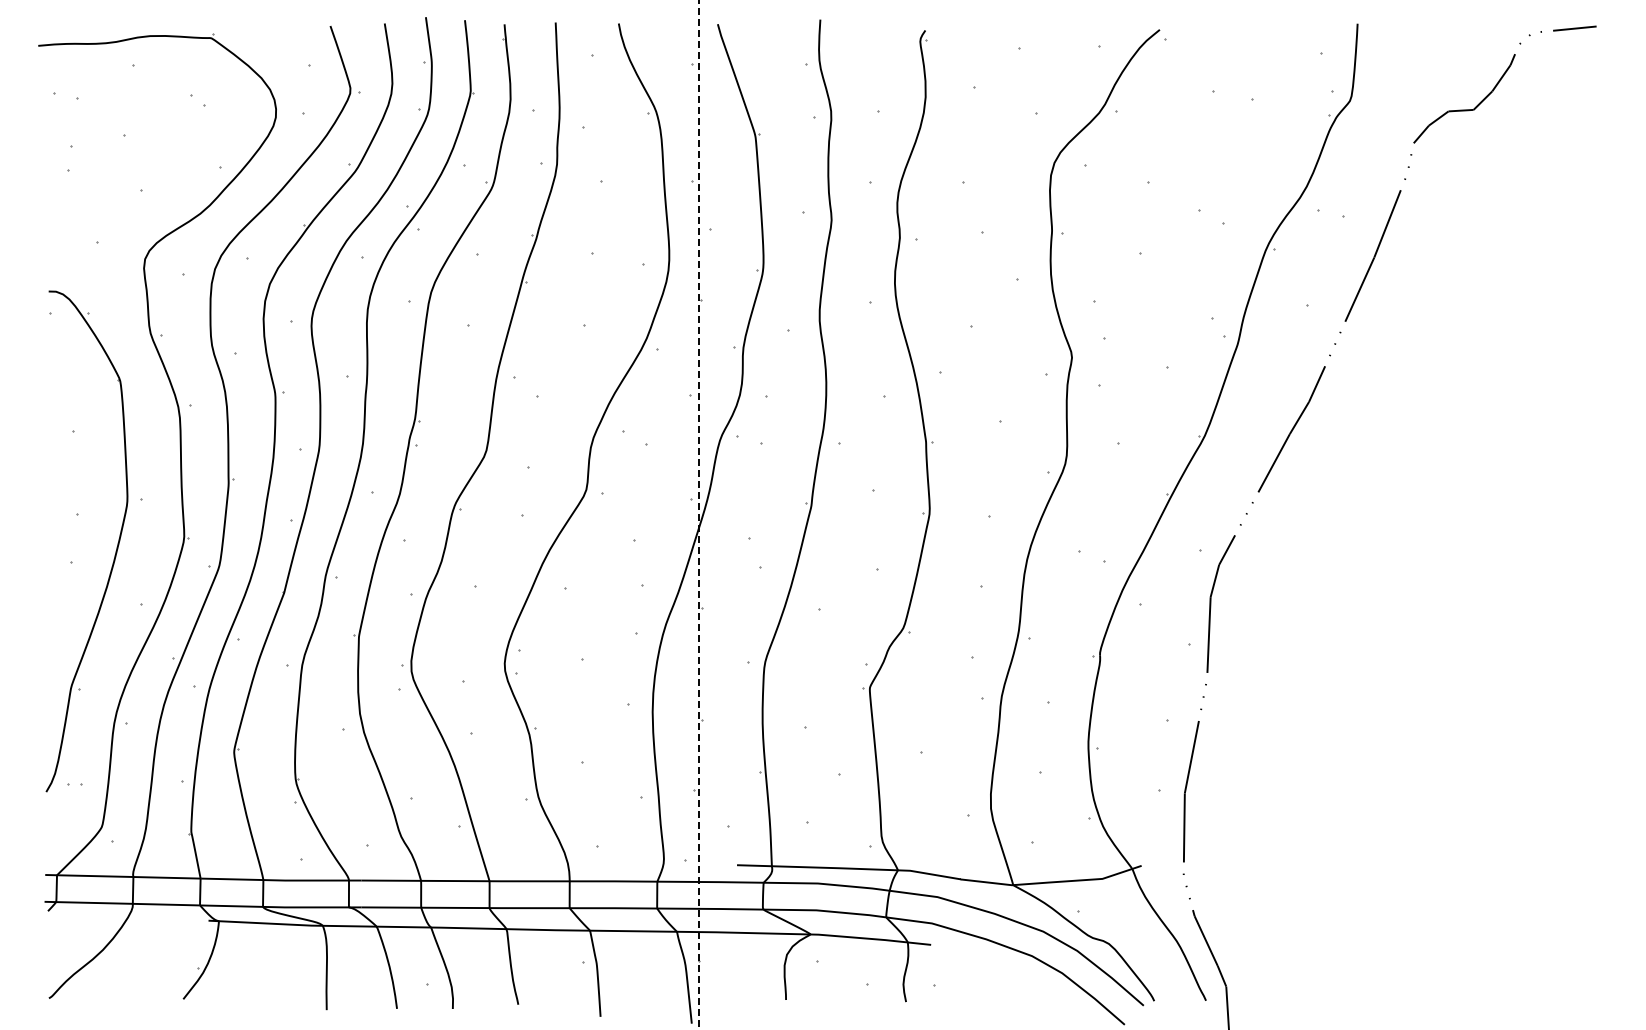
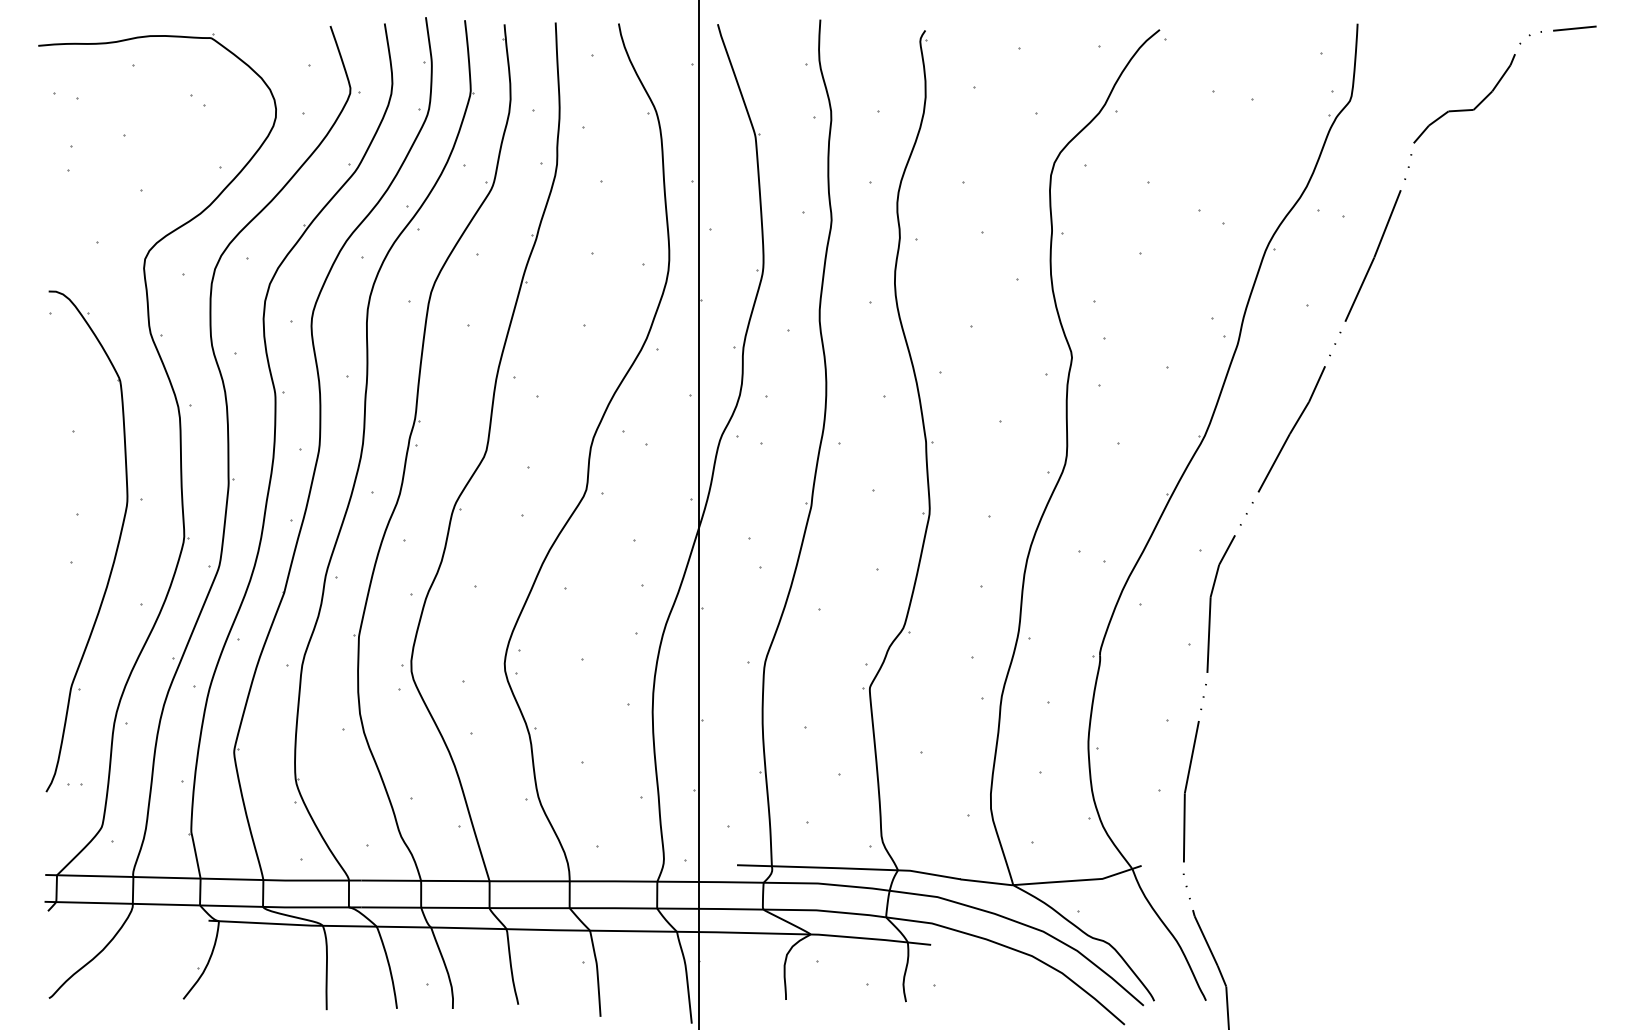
line: dashed -> solid (698, 515)
